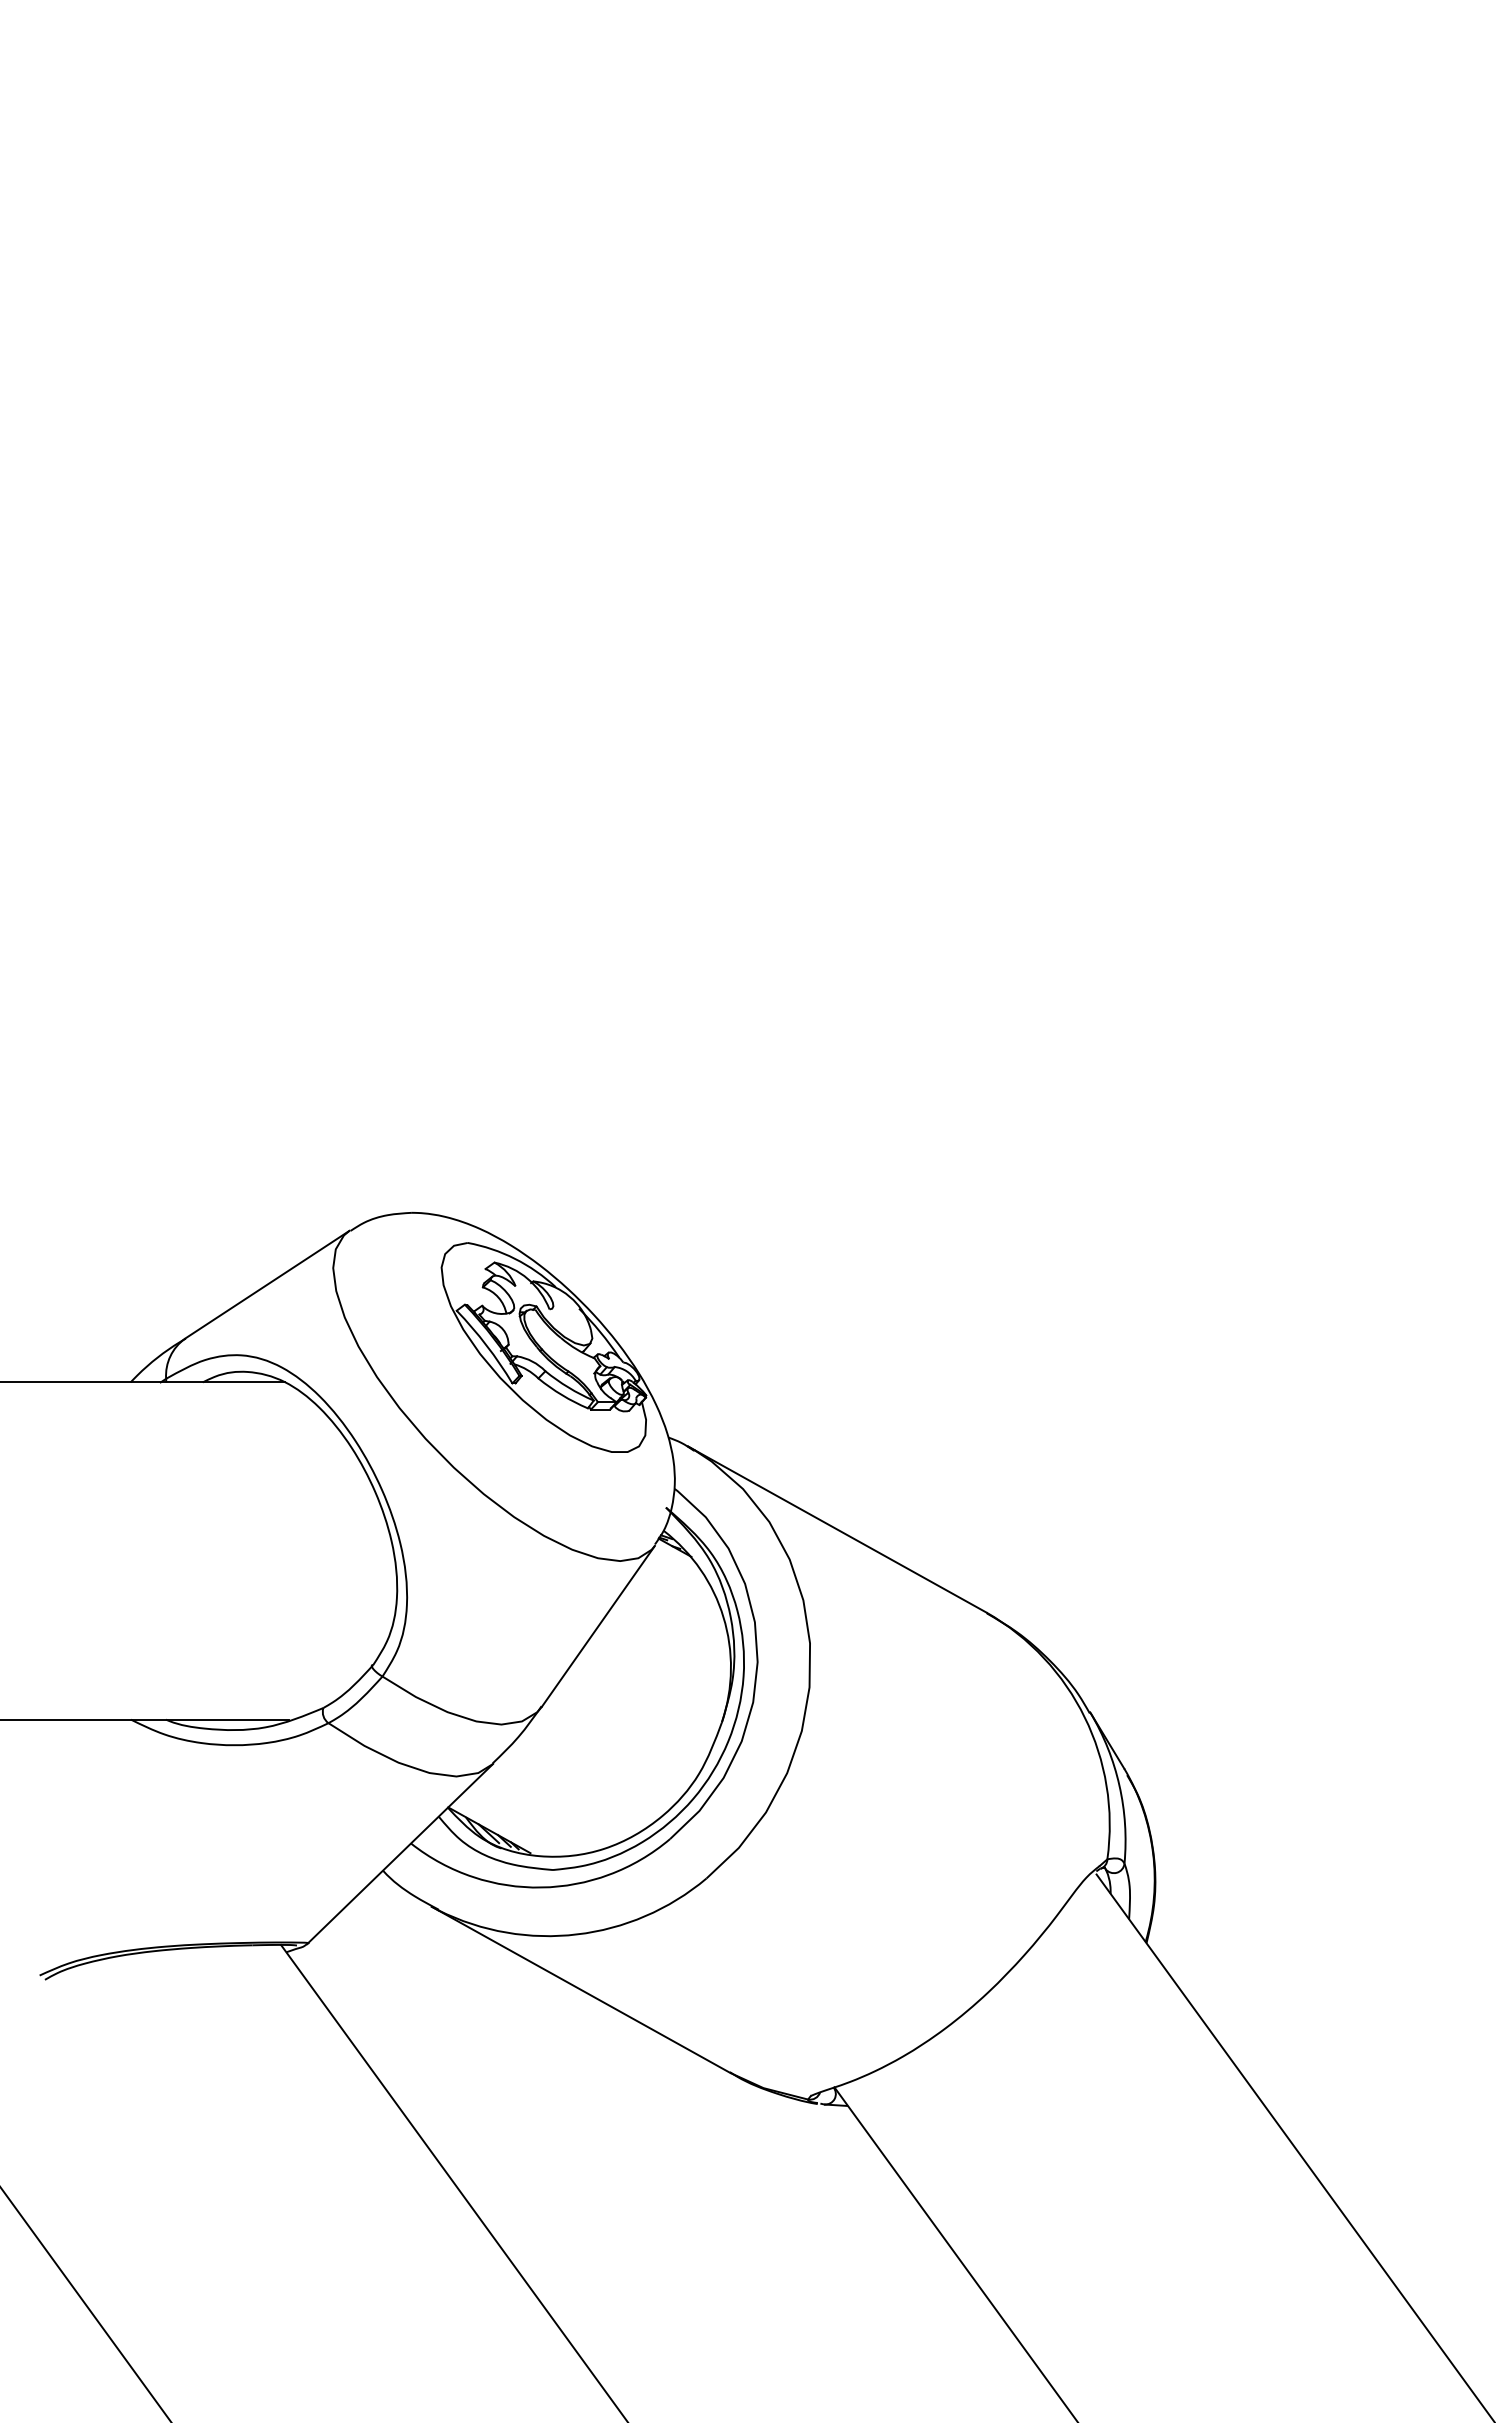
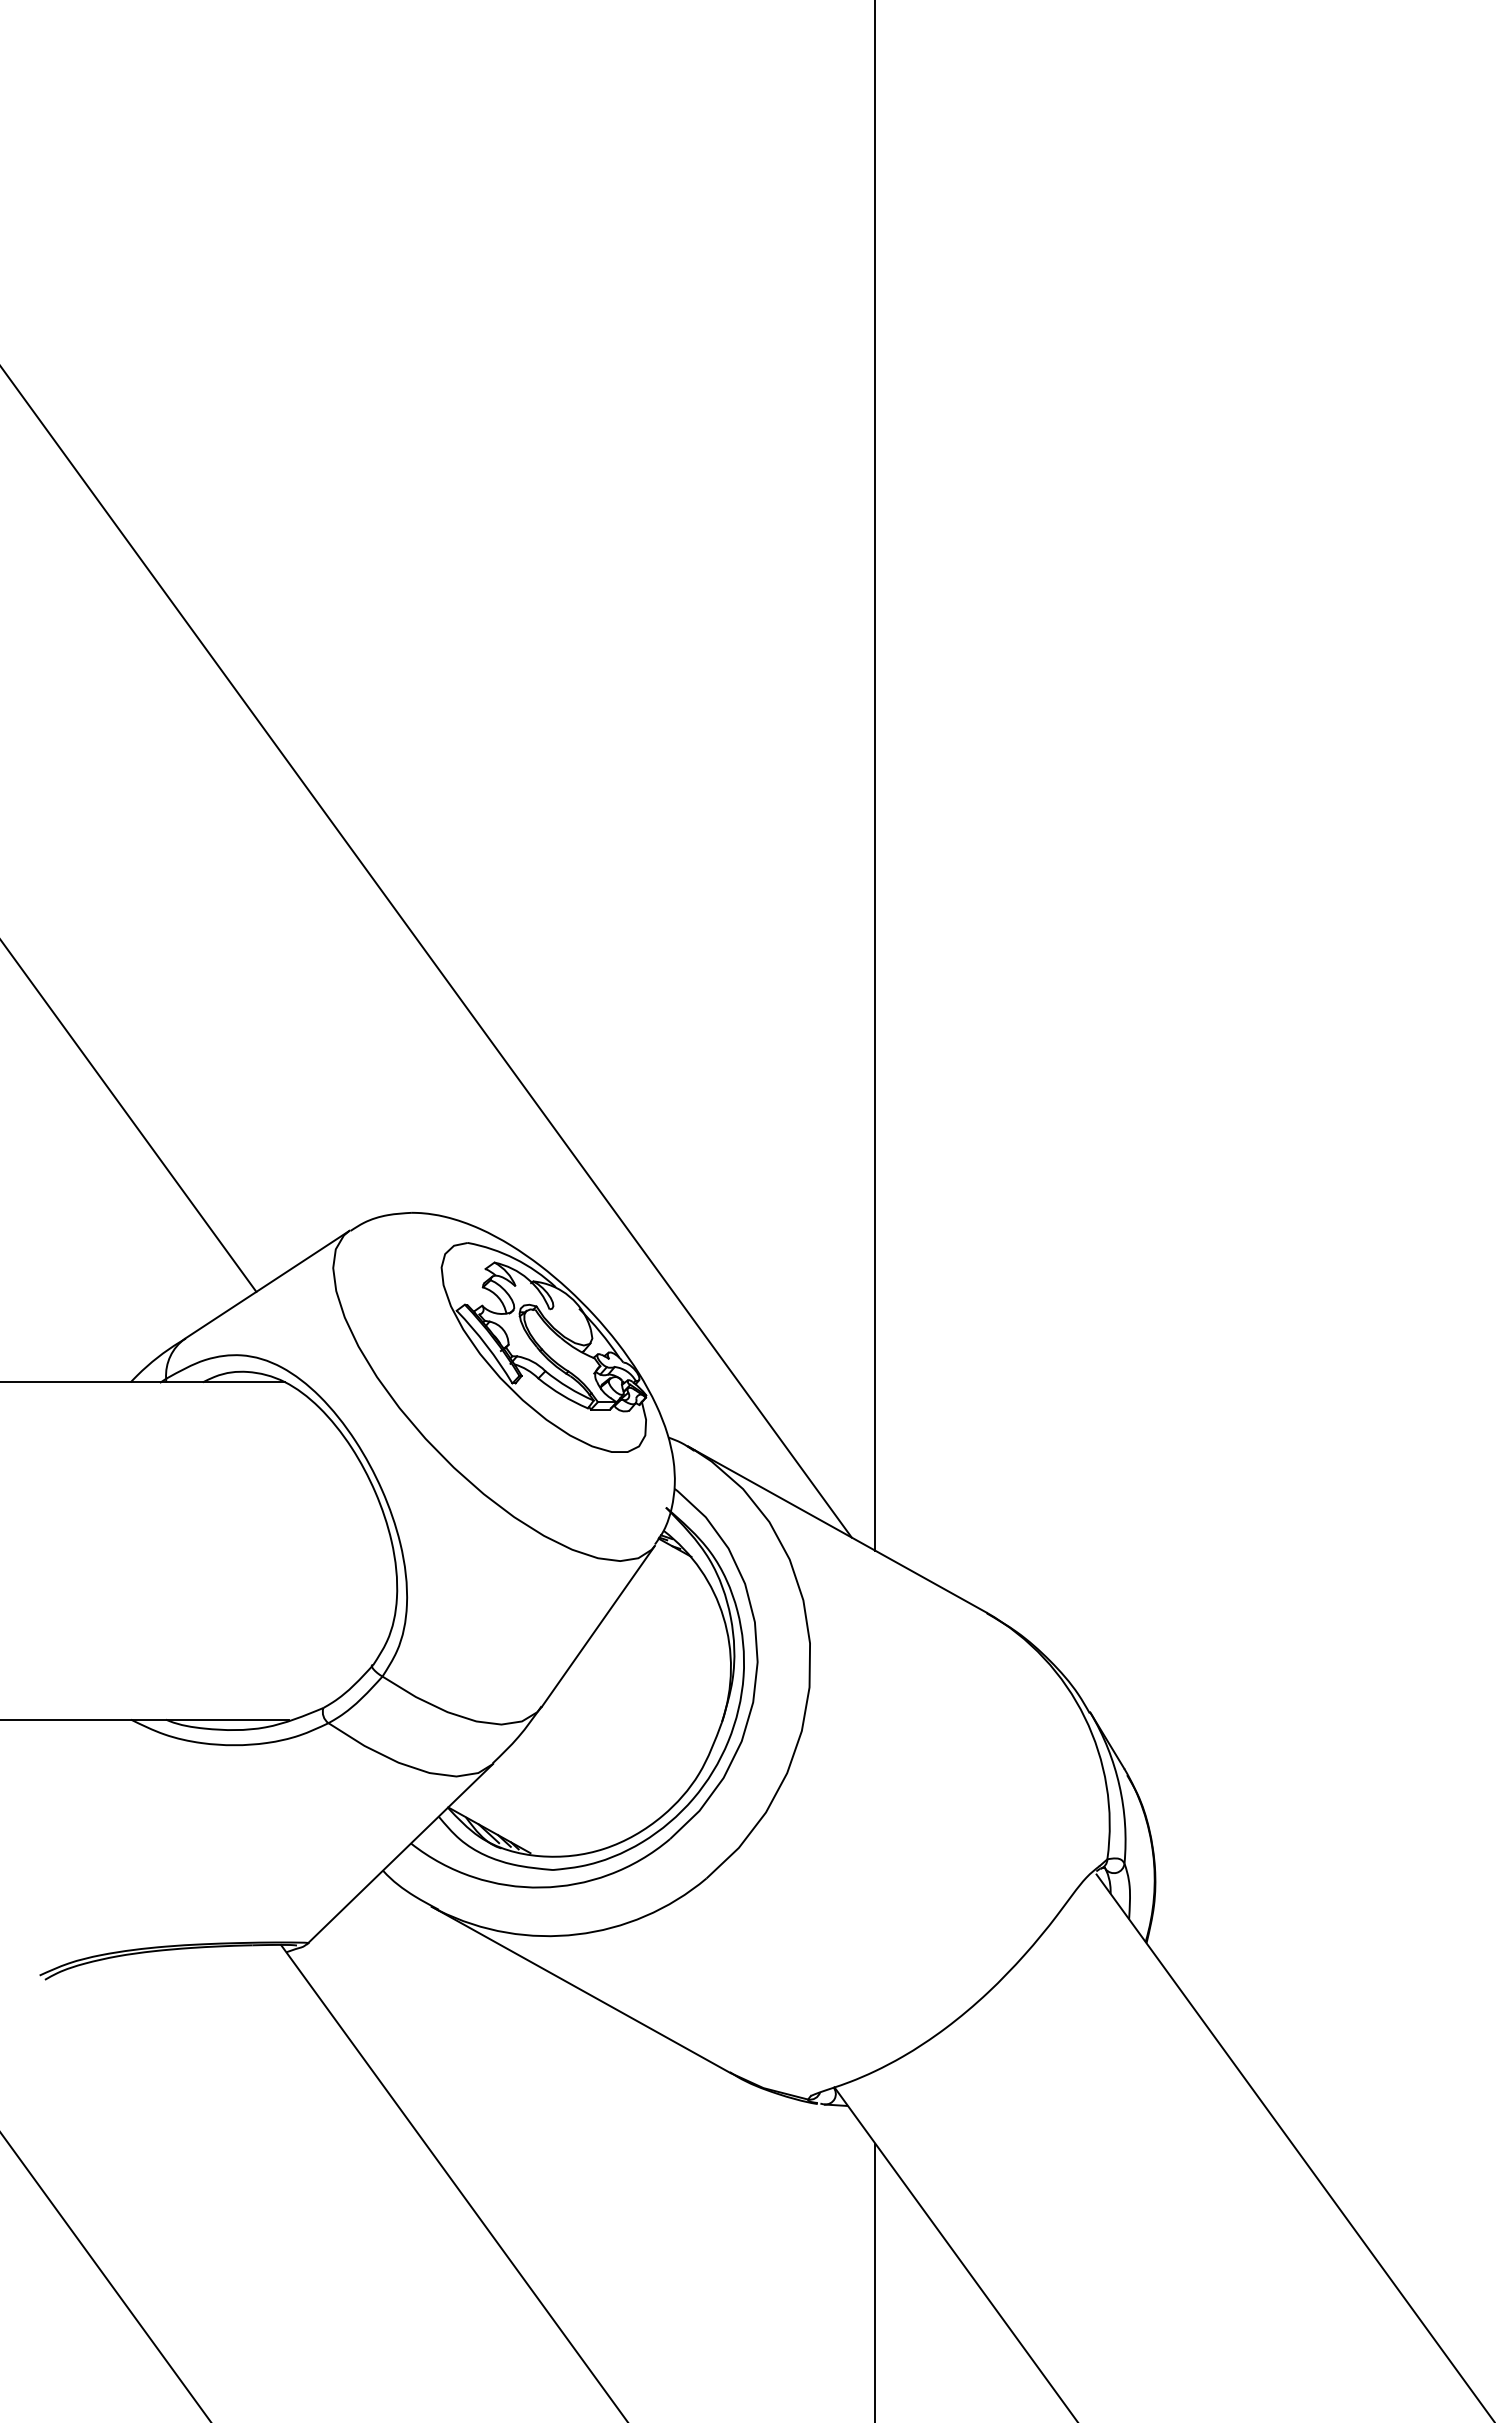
line: none -> present (875, 776)
line: none -> present (426, 952)
line: none -> present (129, 1116)
line: none -> present (875, 2281)
line position: (85, 2304) -> (105, 2276) (105, 2276)
